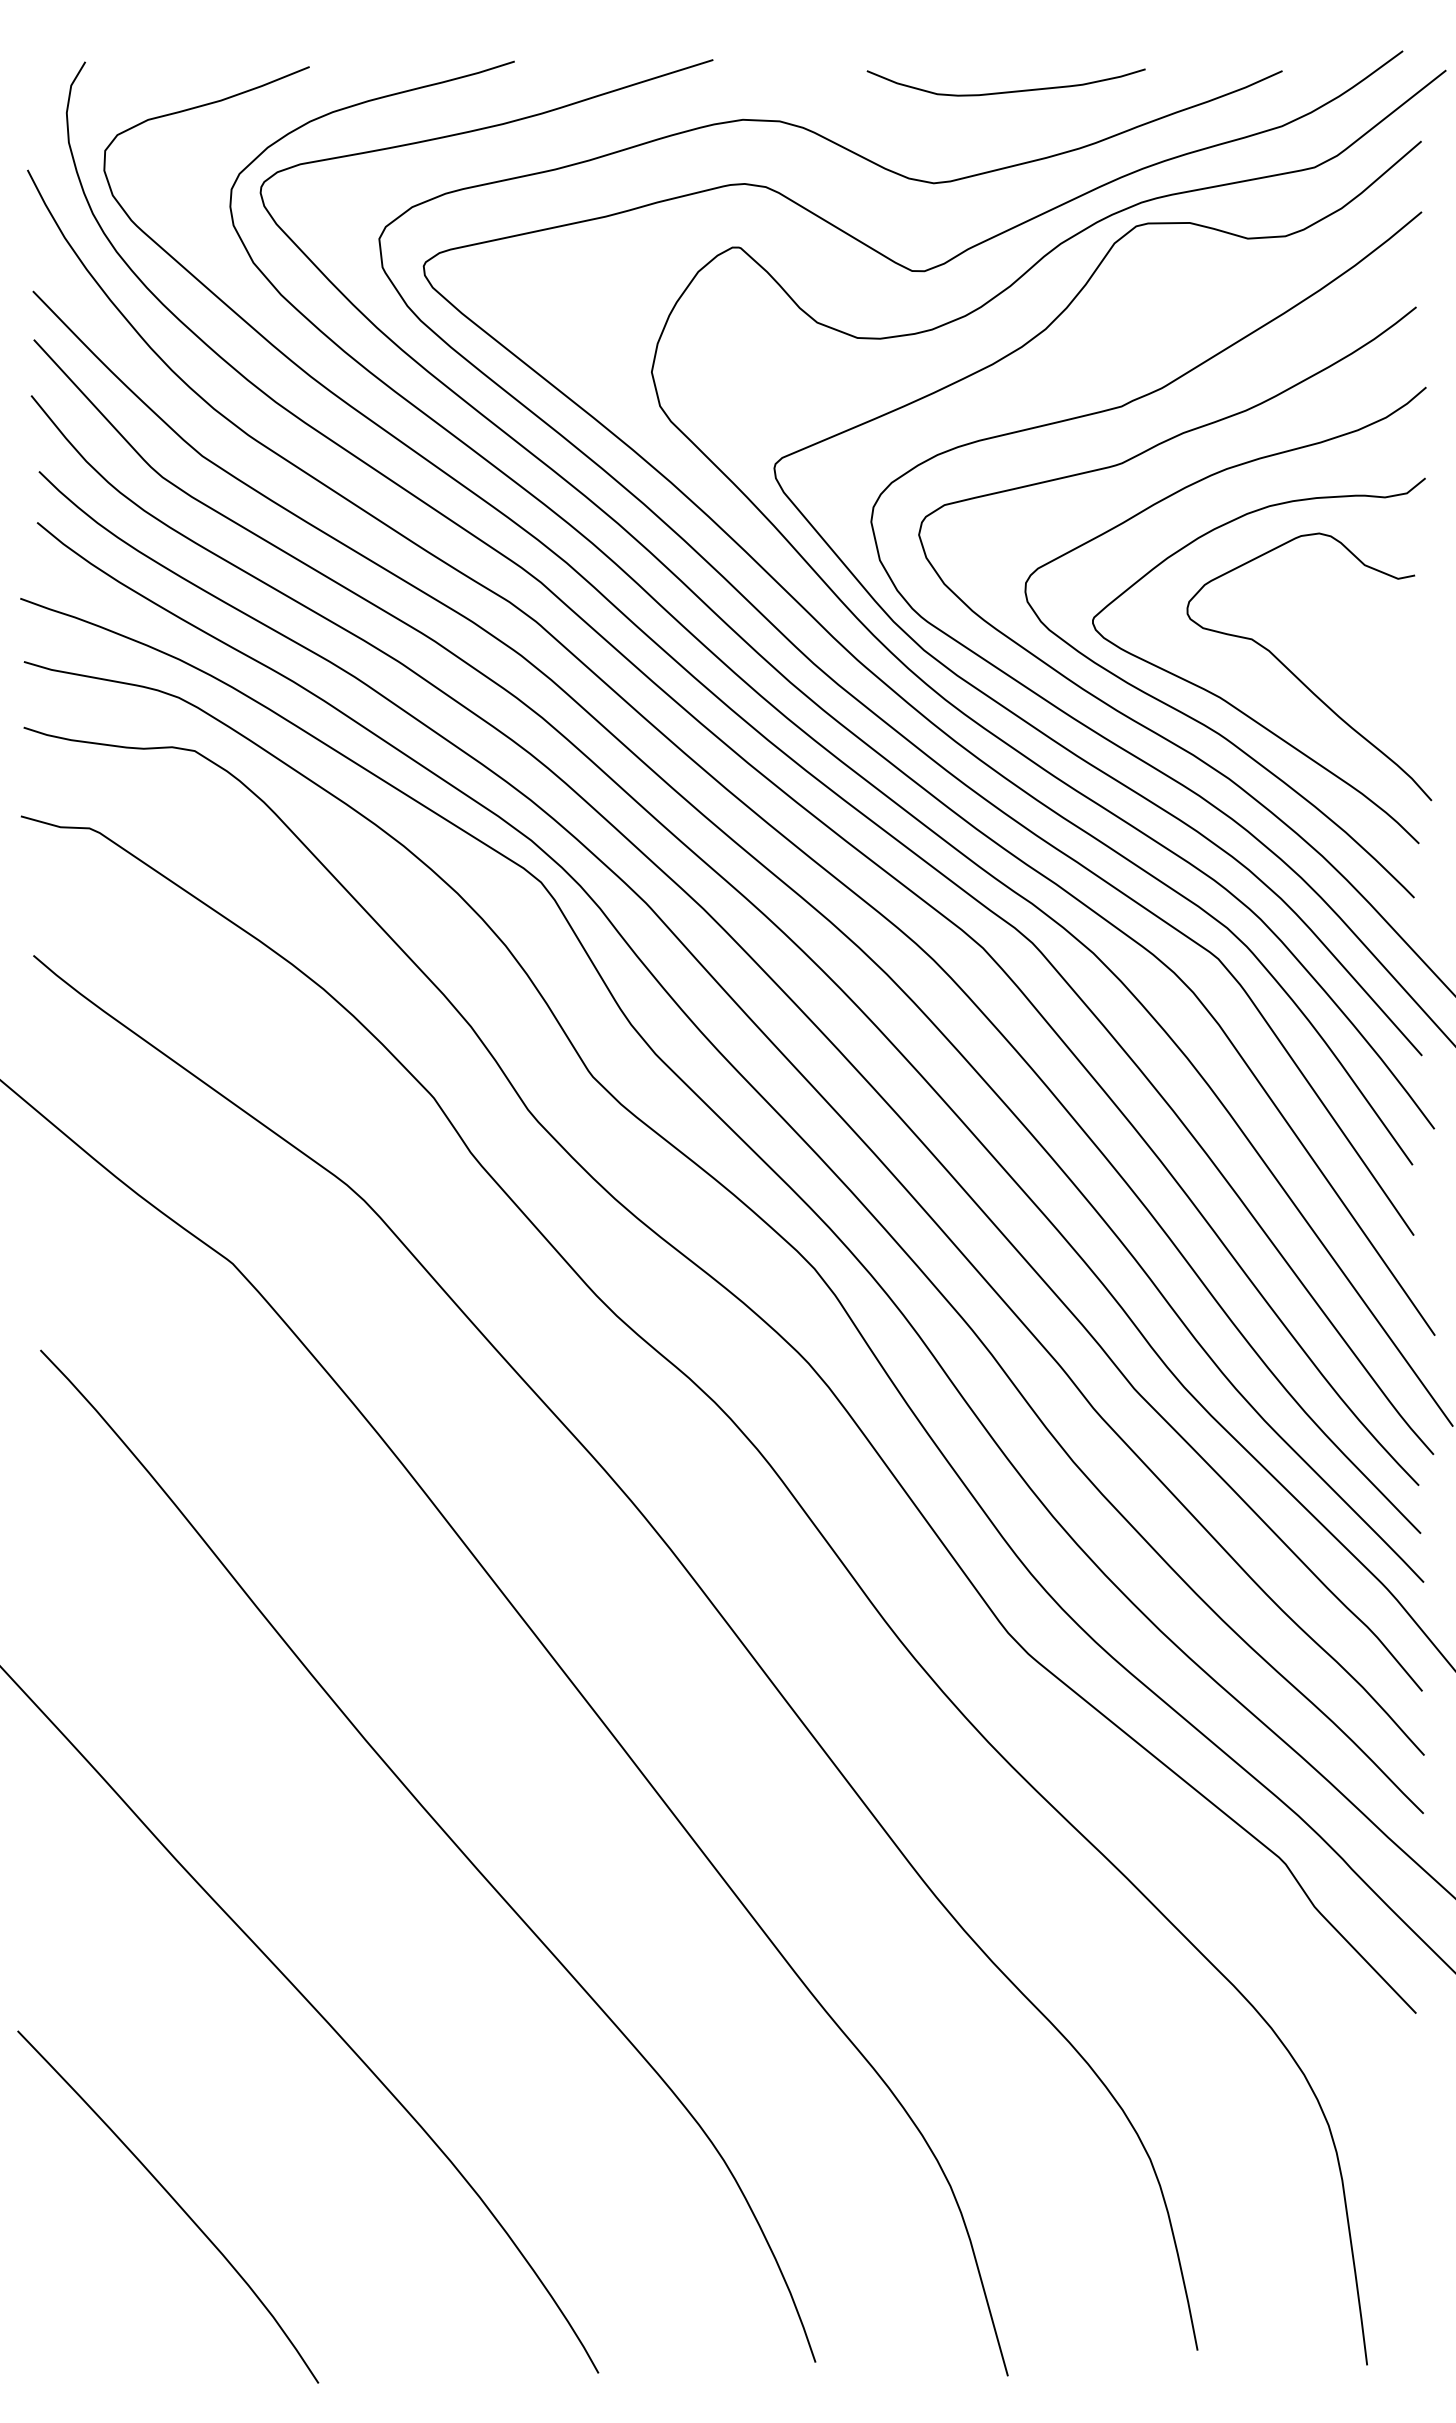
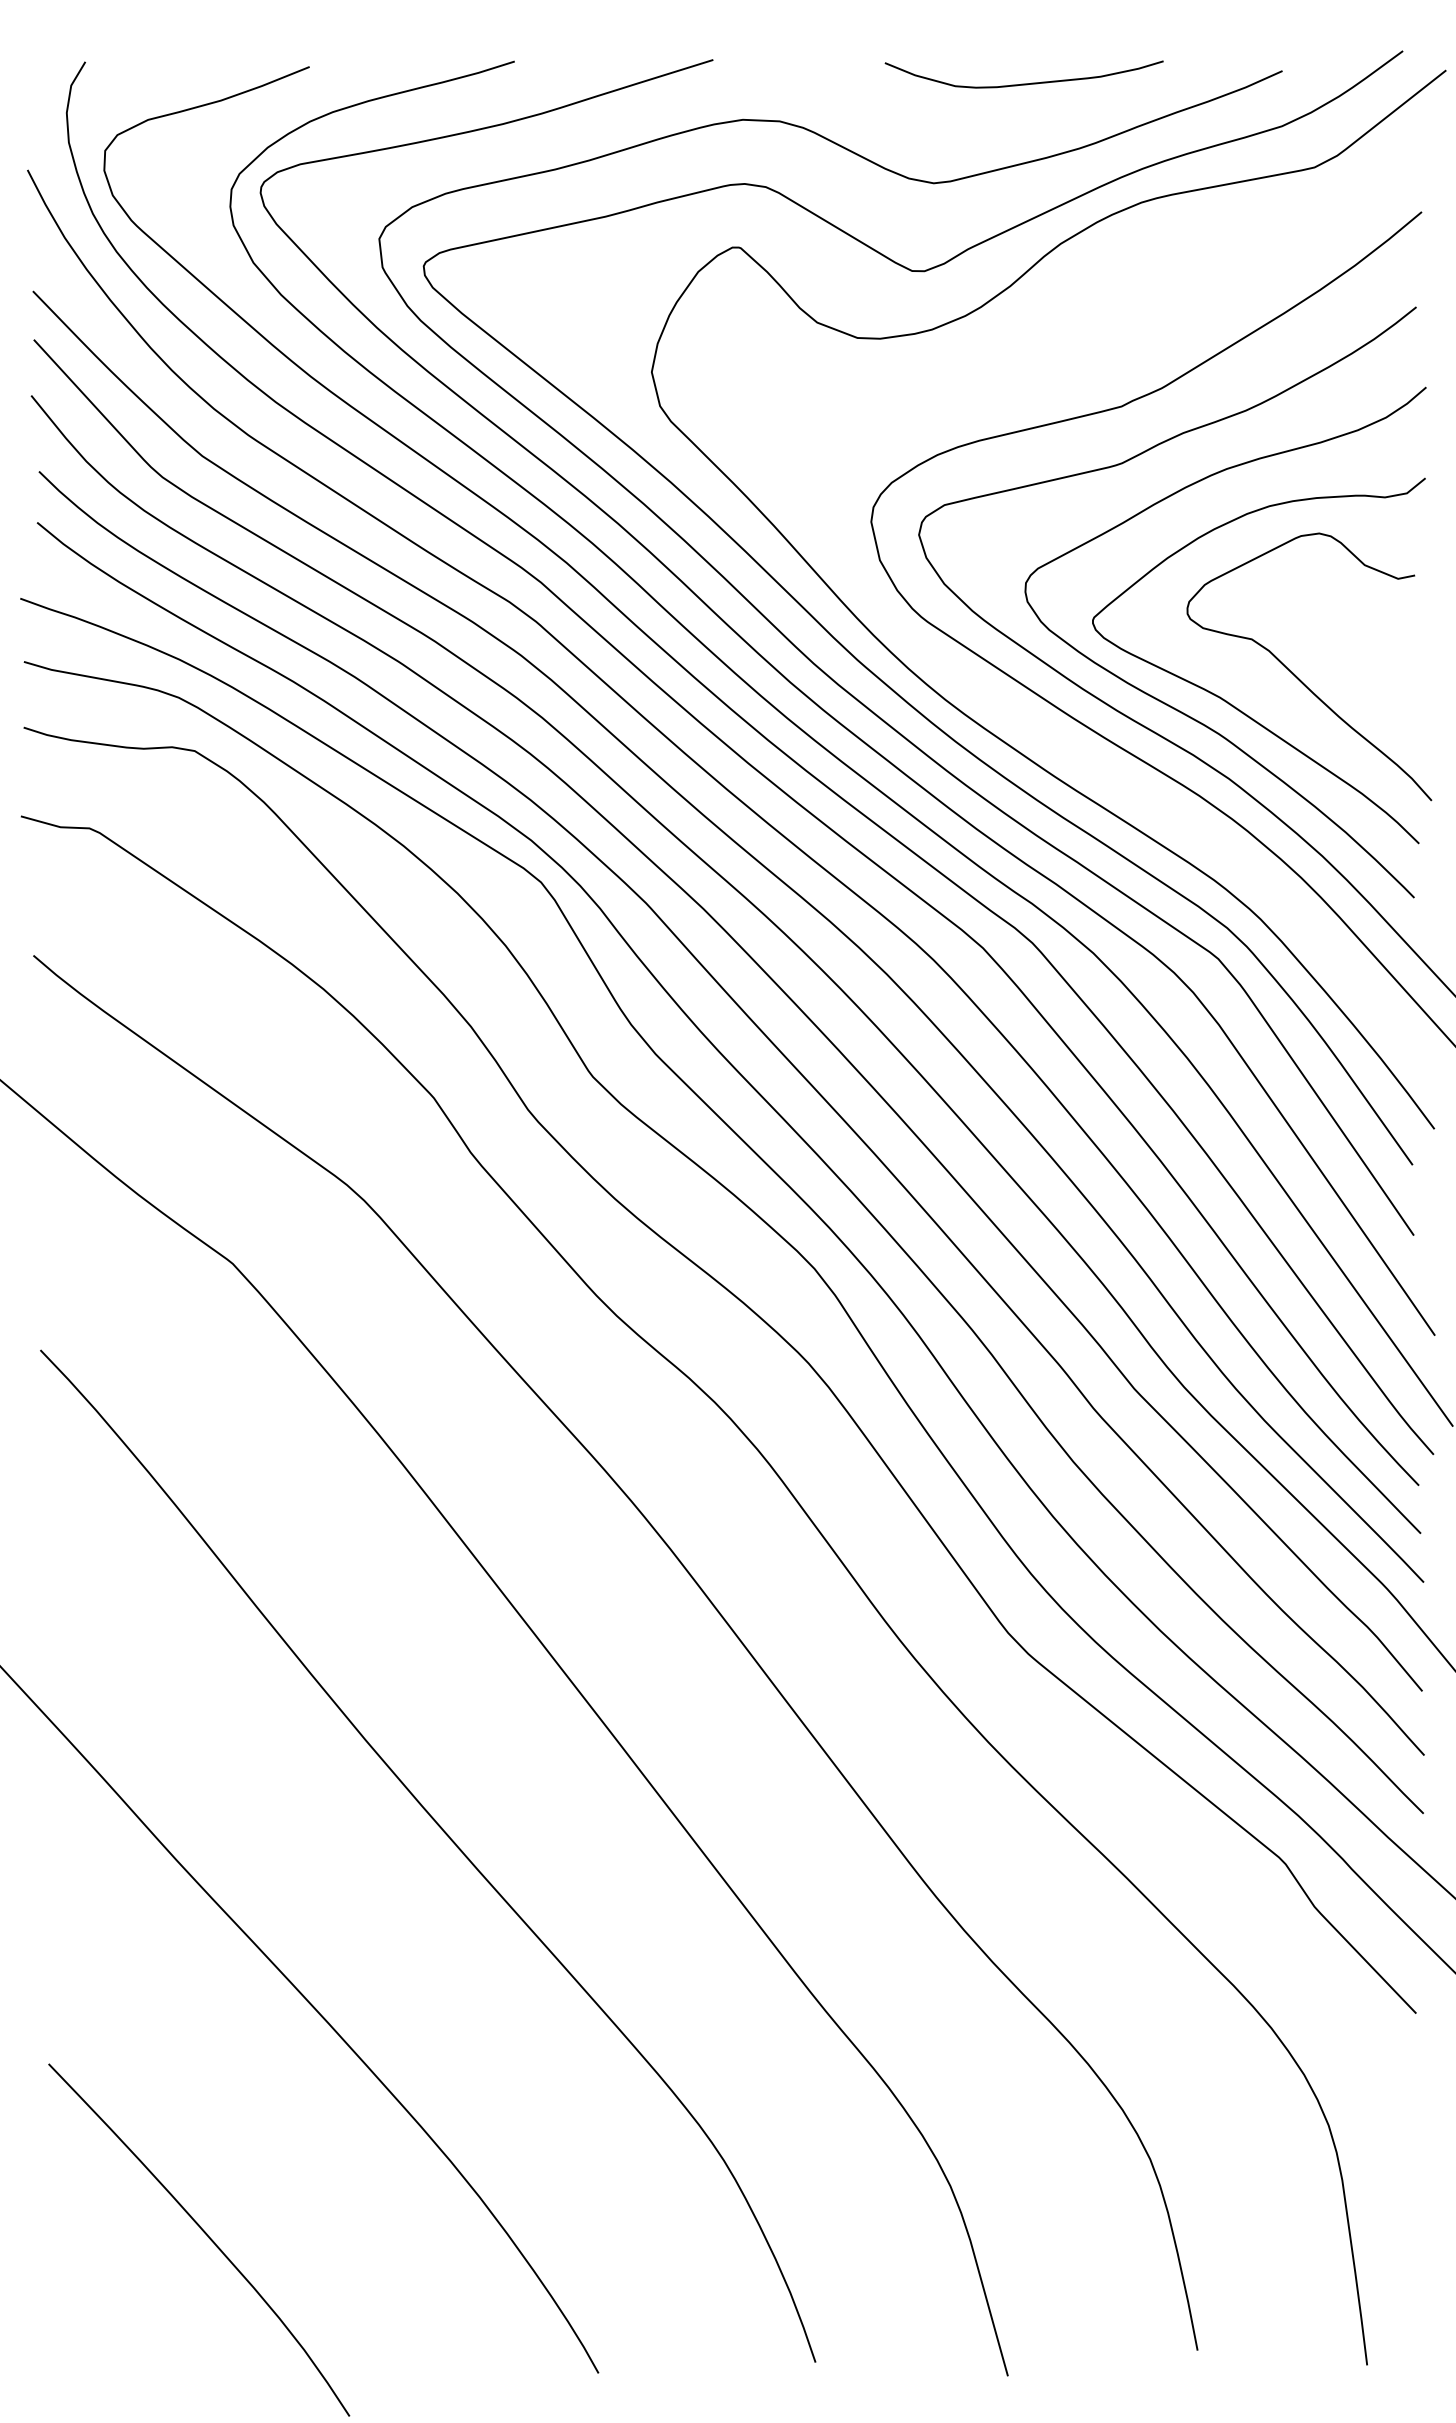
curve position: (1005, 91) -> (1023, 83) (1023, 83)
curve: present -> none (1018, 715)
curve position: (173, 2200) -> (204, 2233) (204, 2233)
